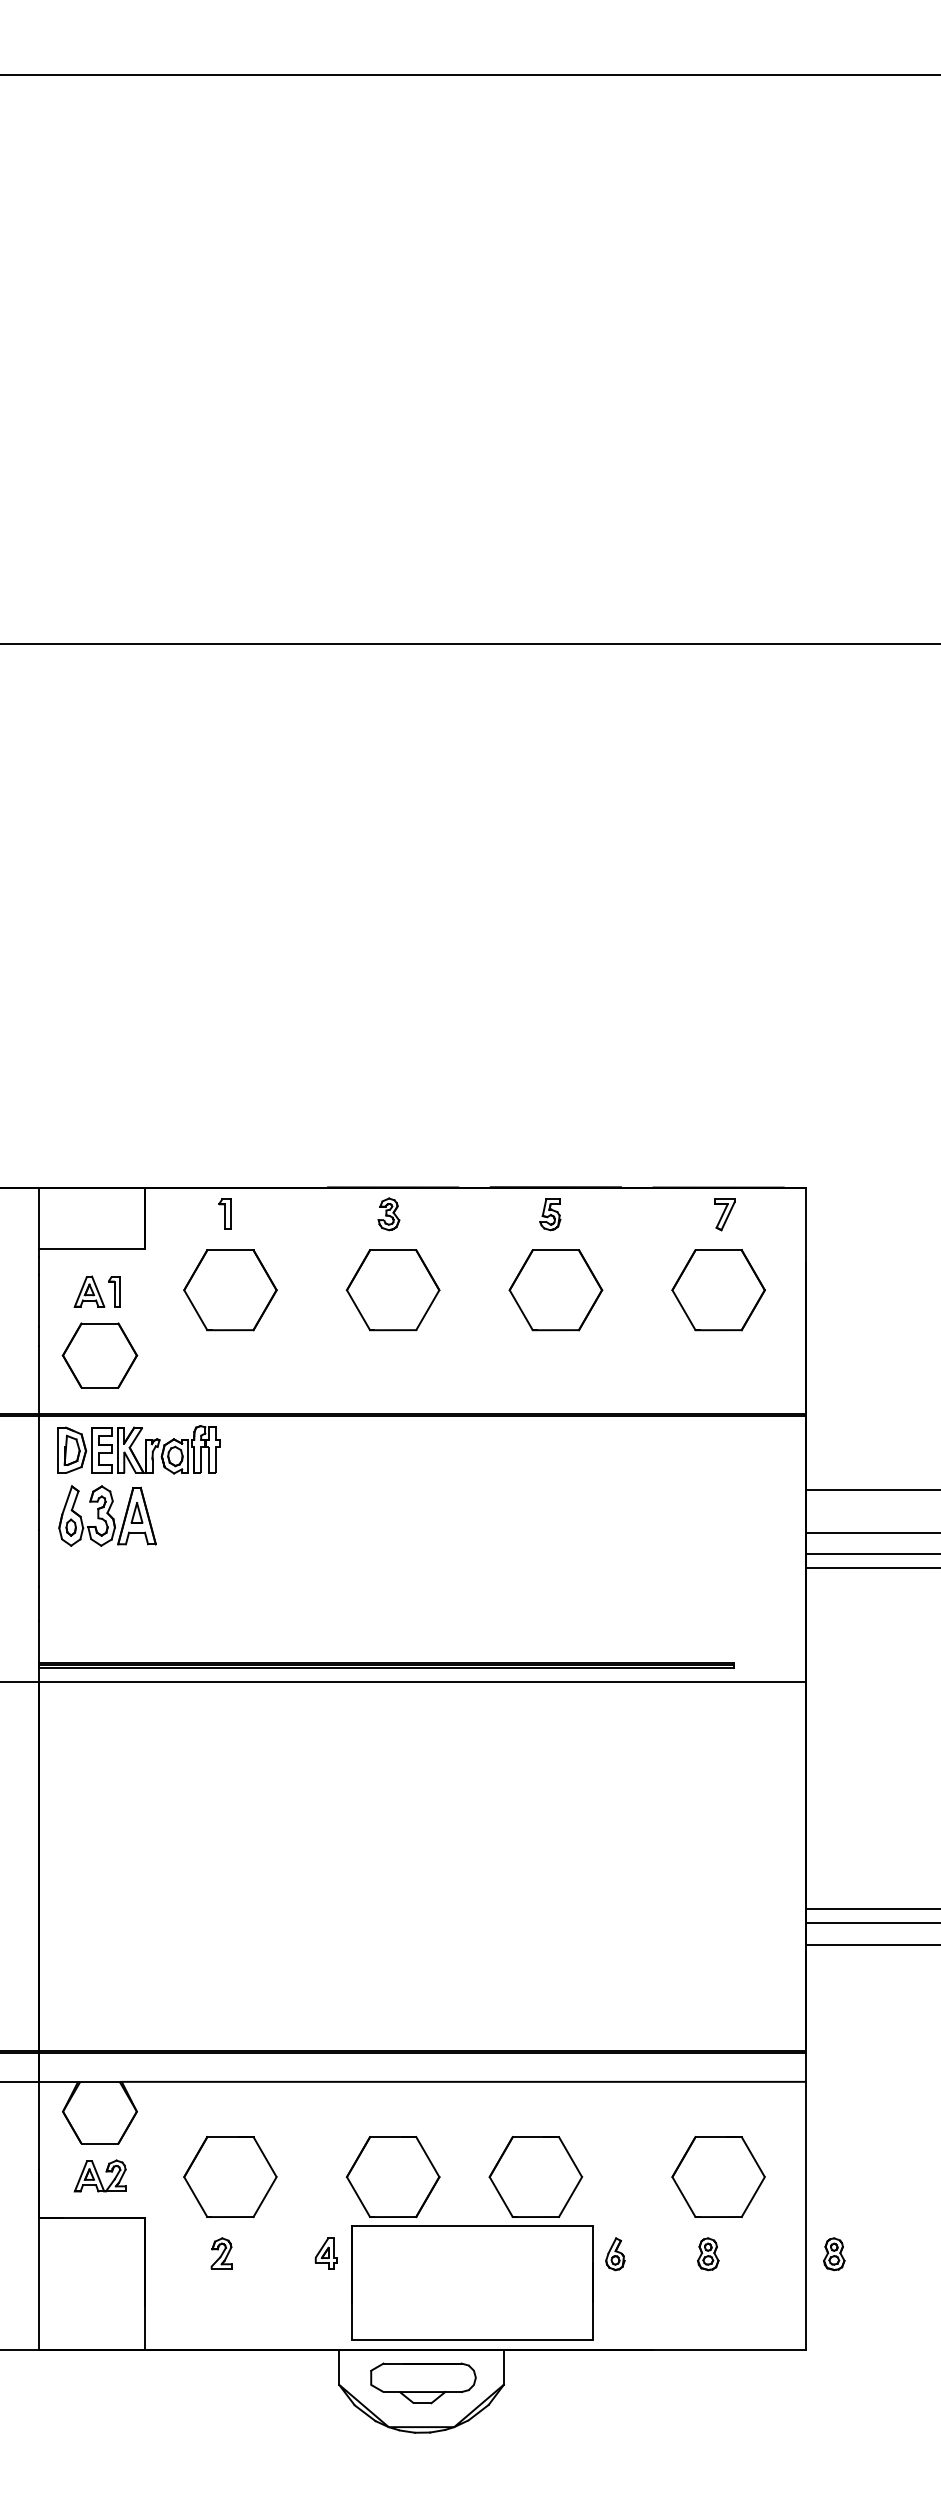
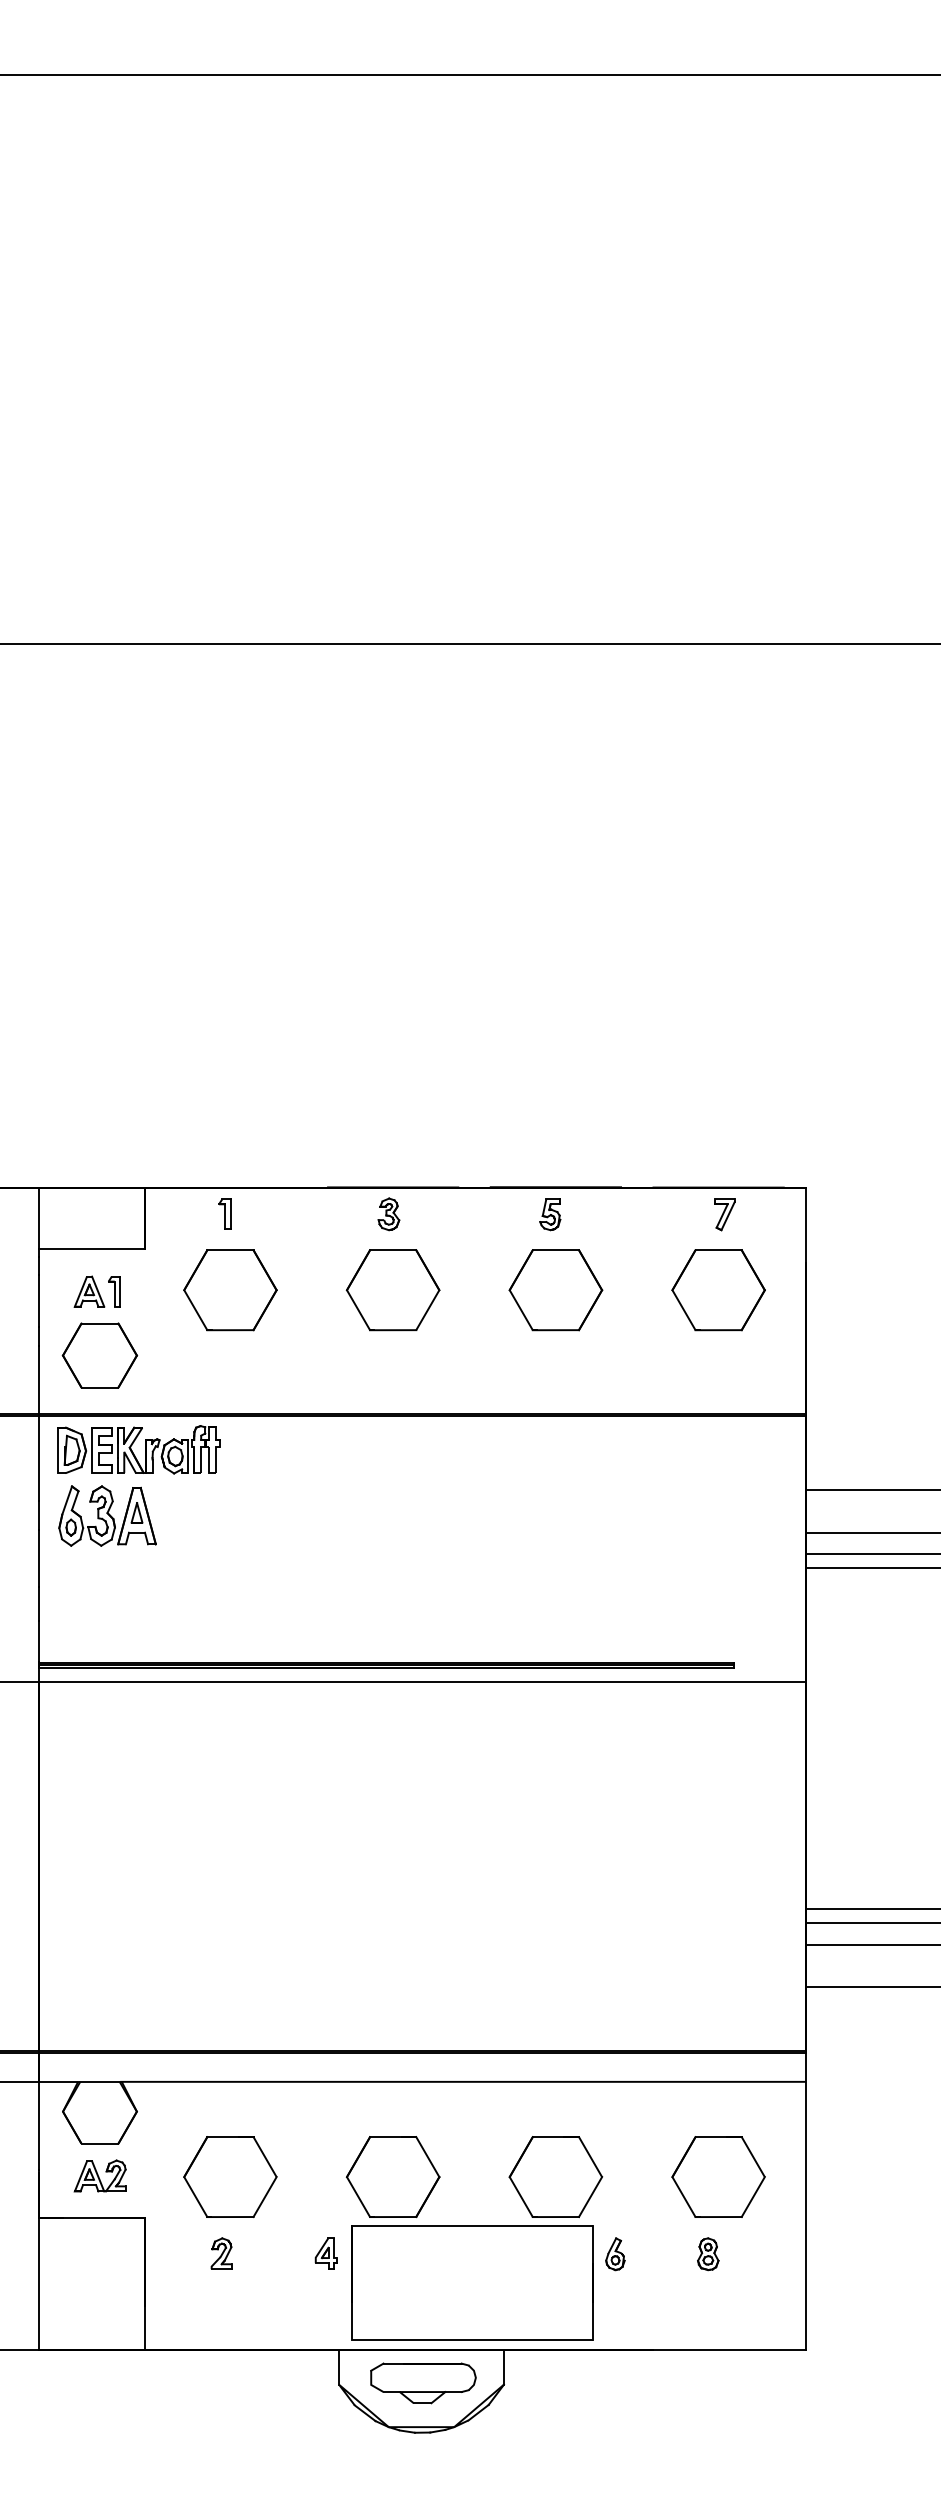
line: none -> present (871, 1987)
part position: (535, 2176) -> (555, 2176) (555, 2176)
part: present -> none (834, 2254)
